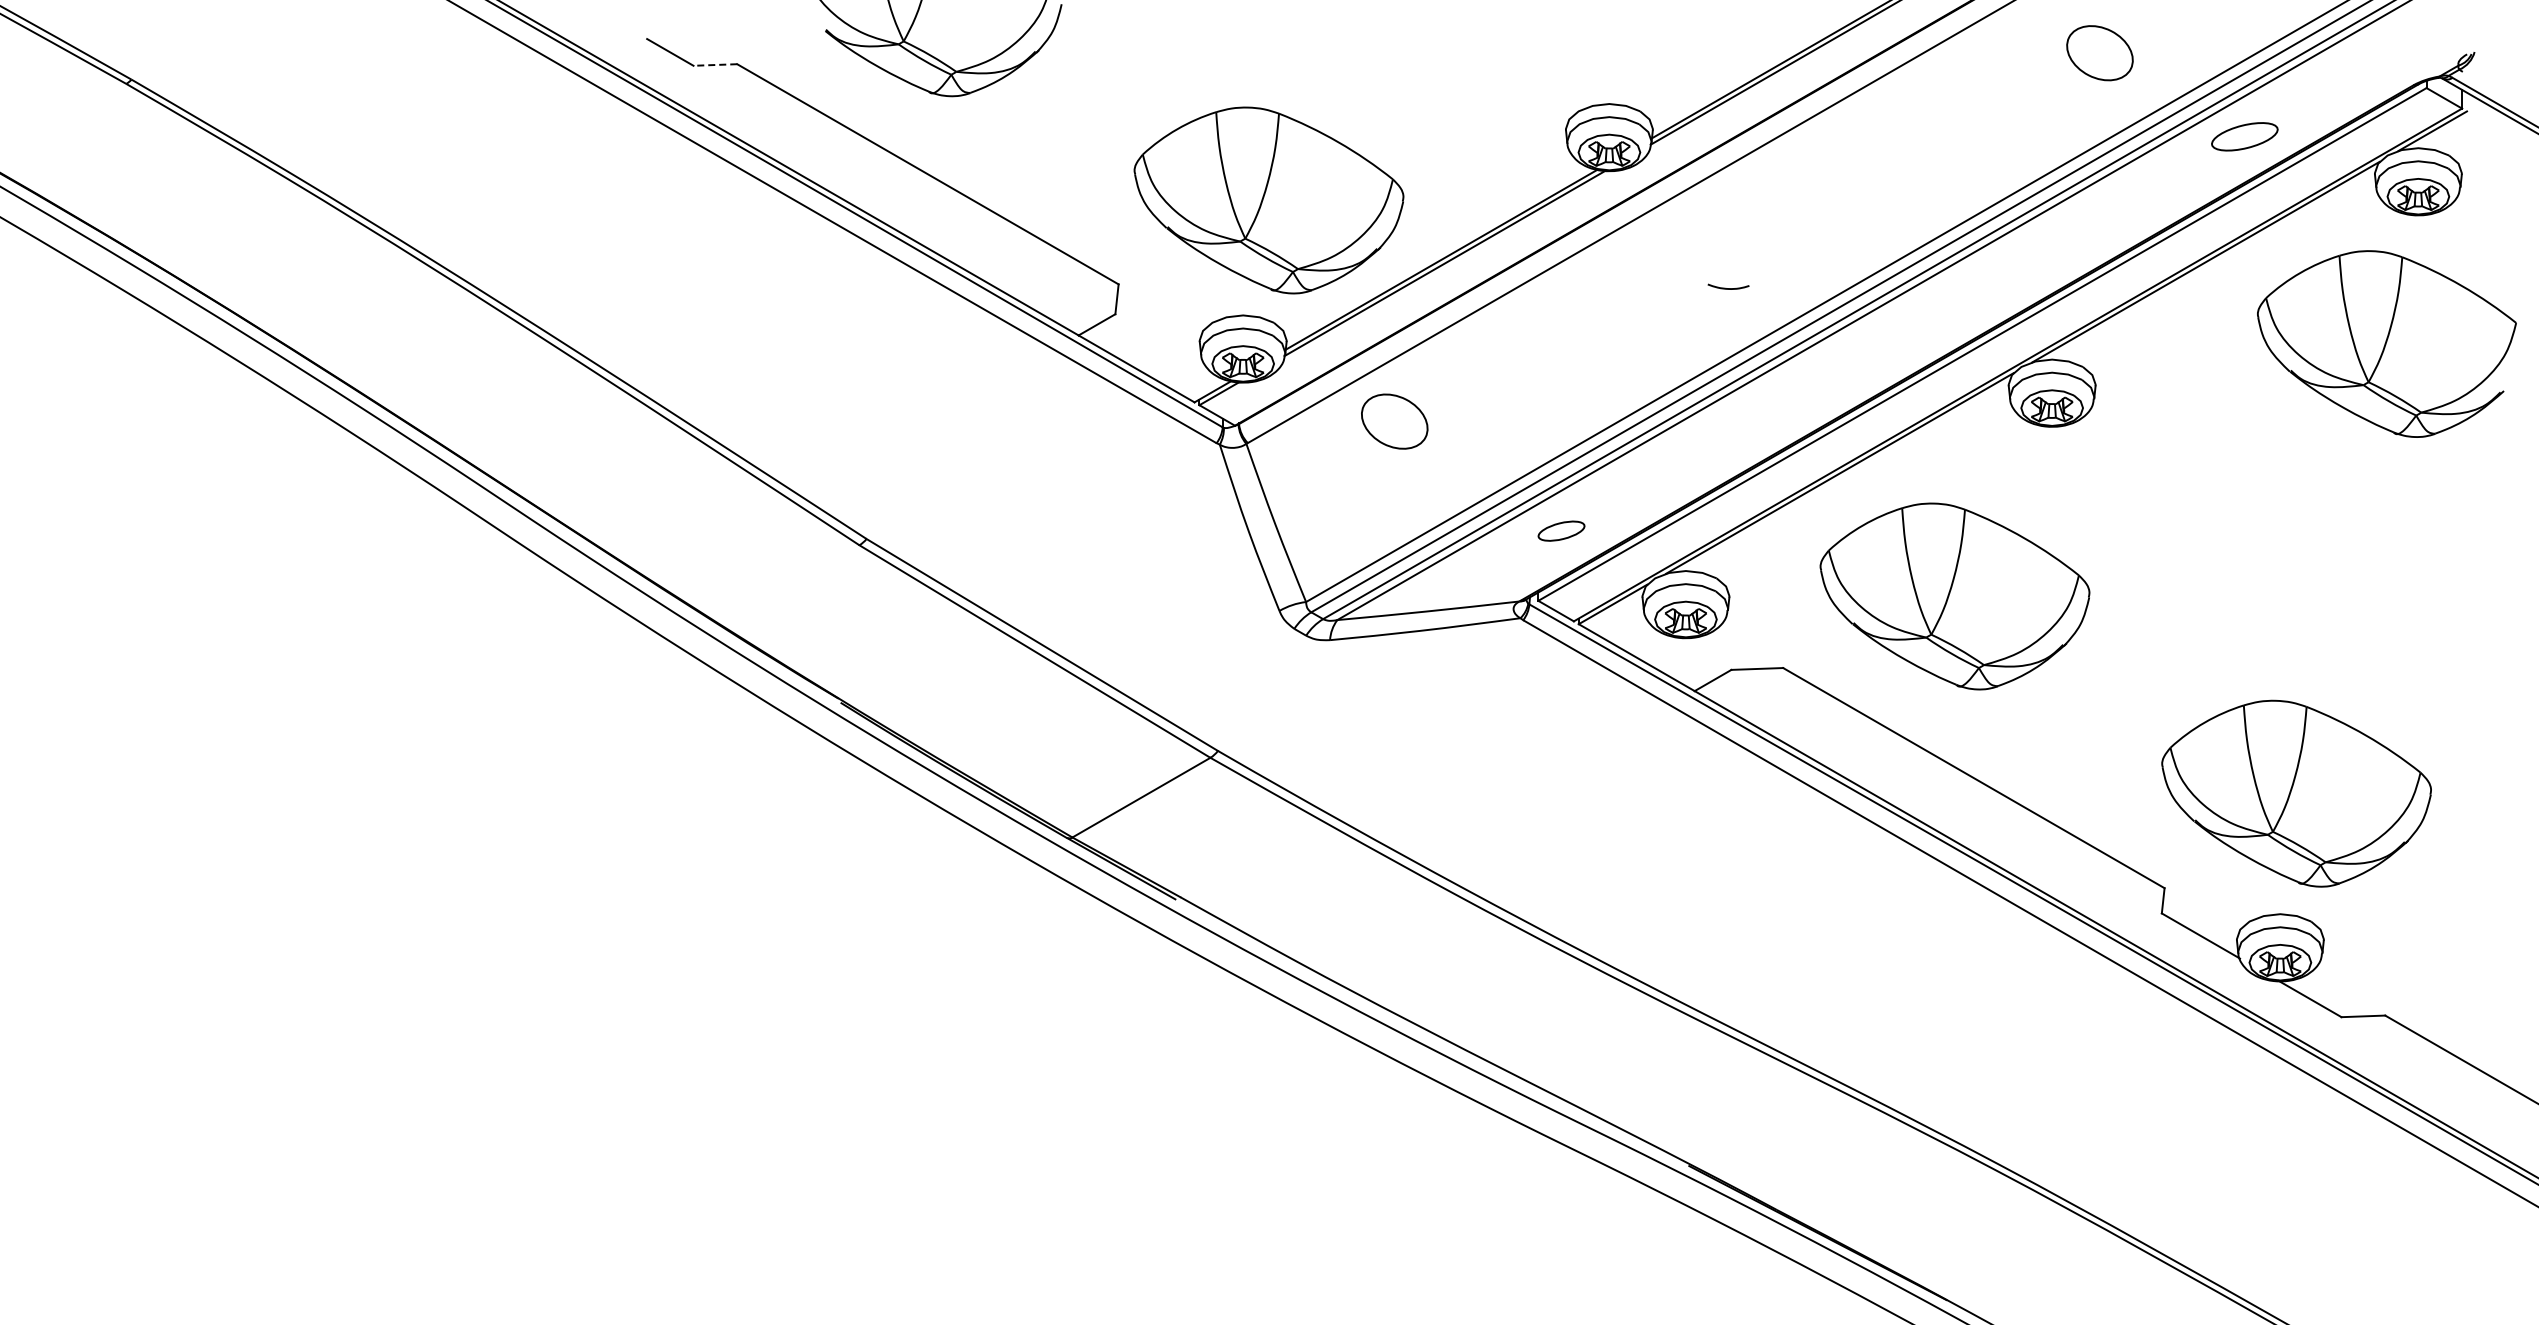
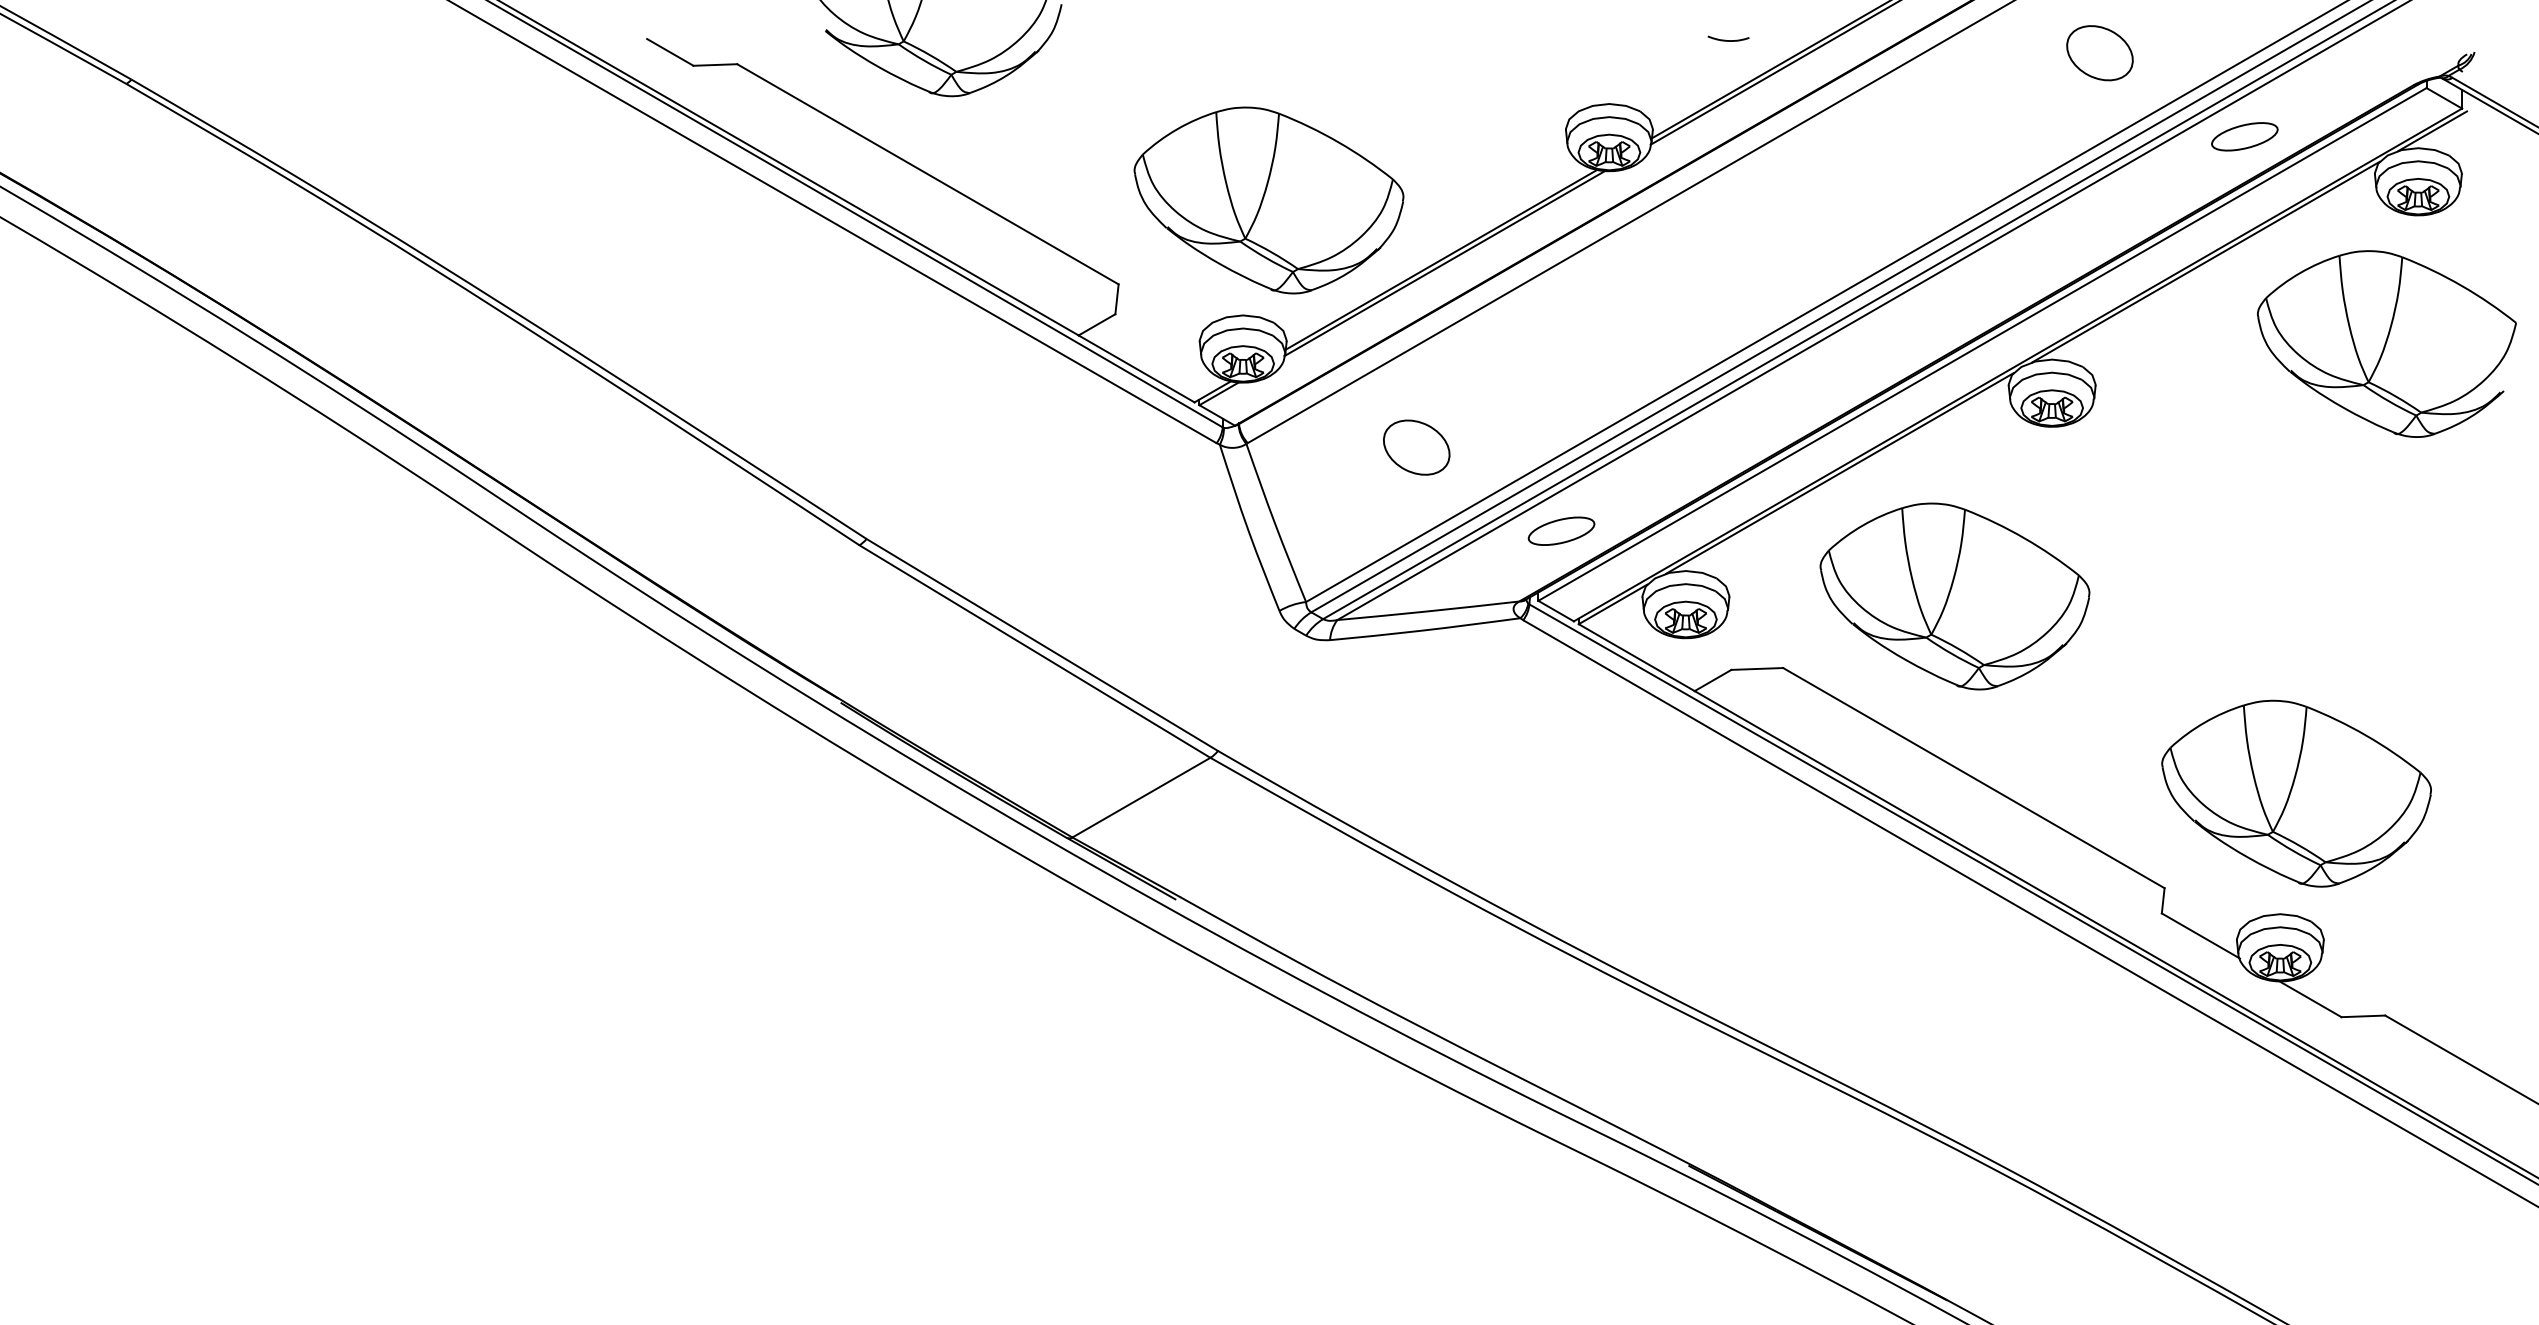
line: dashed -> solid (715, 65)
curve position: (1728, 288) -> (1728, 40) (1728, 40)
part position: (1394, 421) -> (1416, 447) (1416, 447)
part size: 49x22 px -> 69x30 px (1561, 530)
